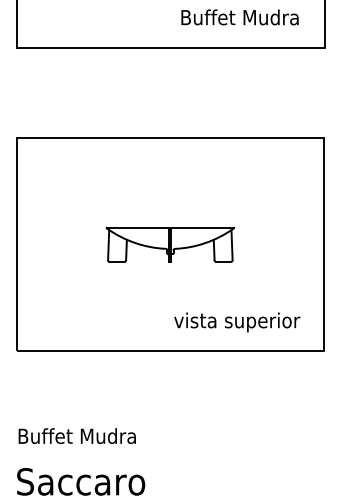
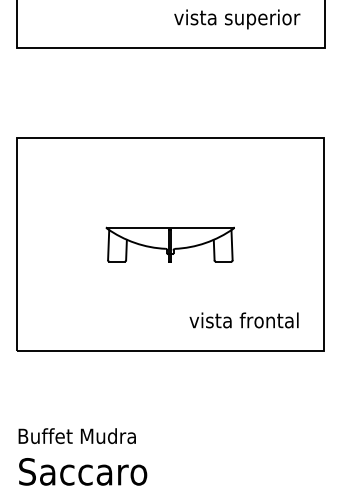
text: Buffet Mudra -> vista superior (237, 19)
text: vista superior -> vista frontal (237, 322)
text position: (81, 481) -> (83, 471) (83, 471)
